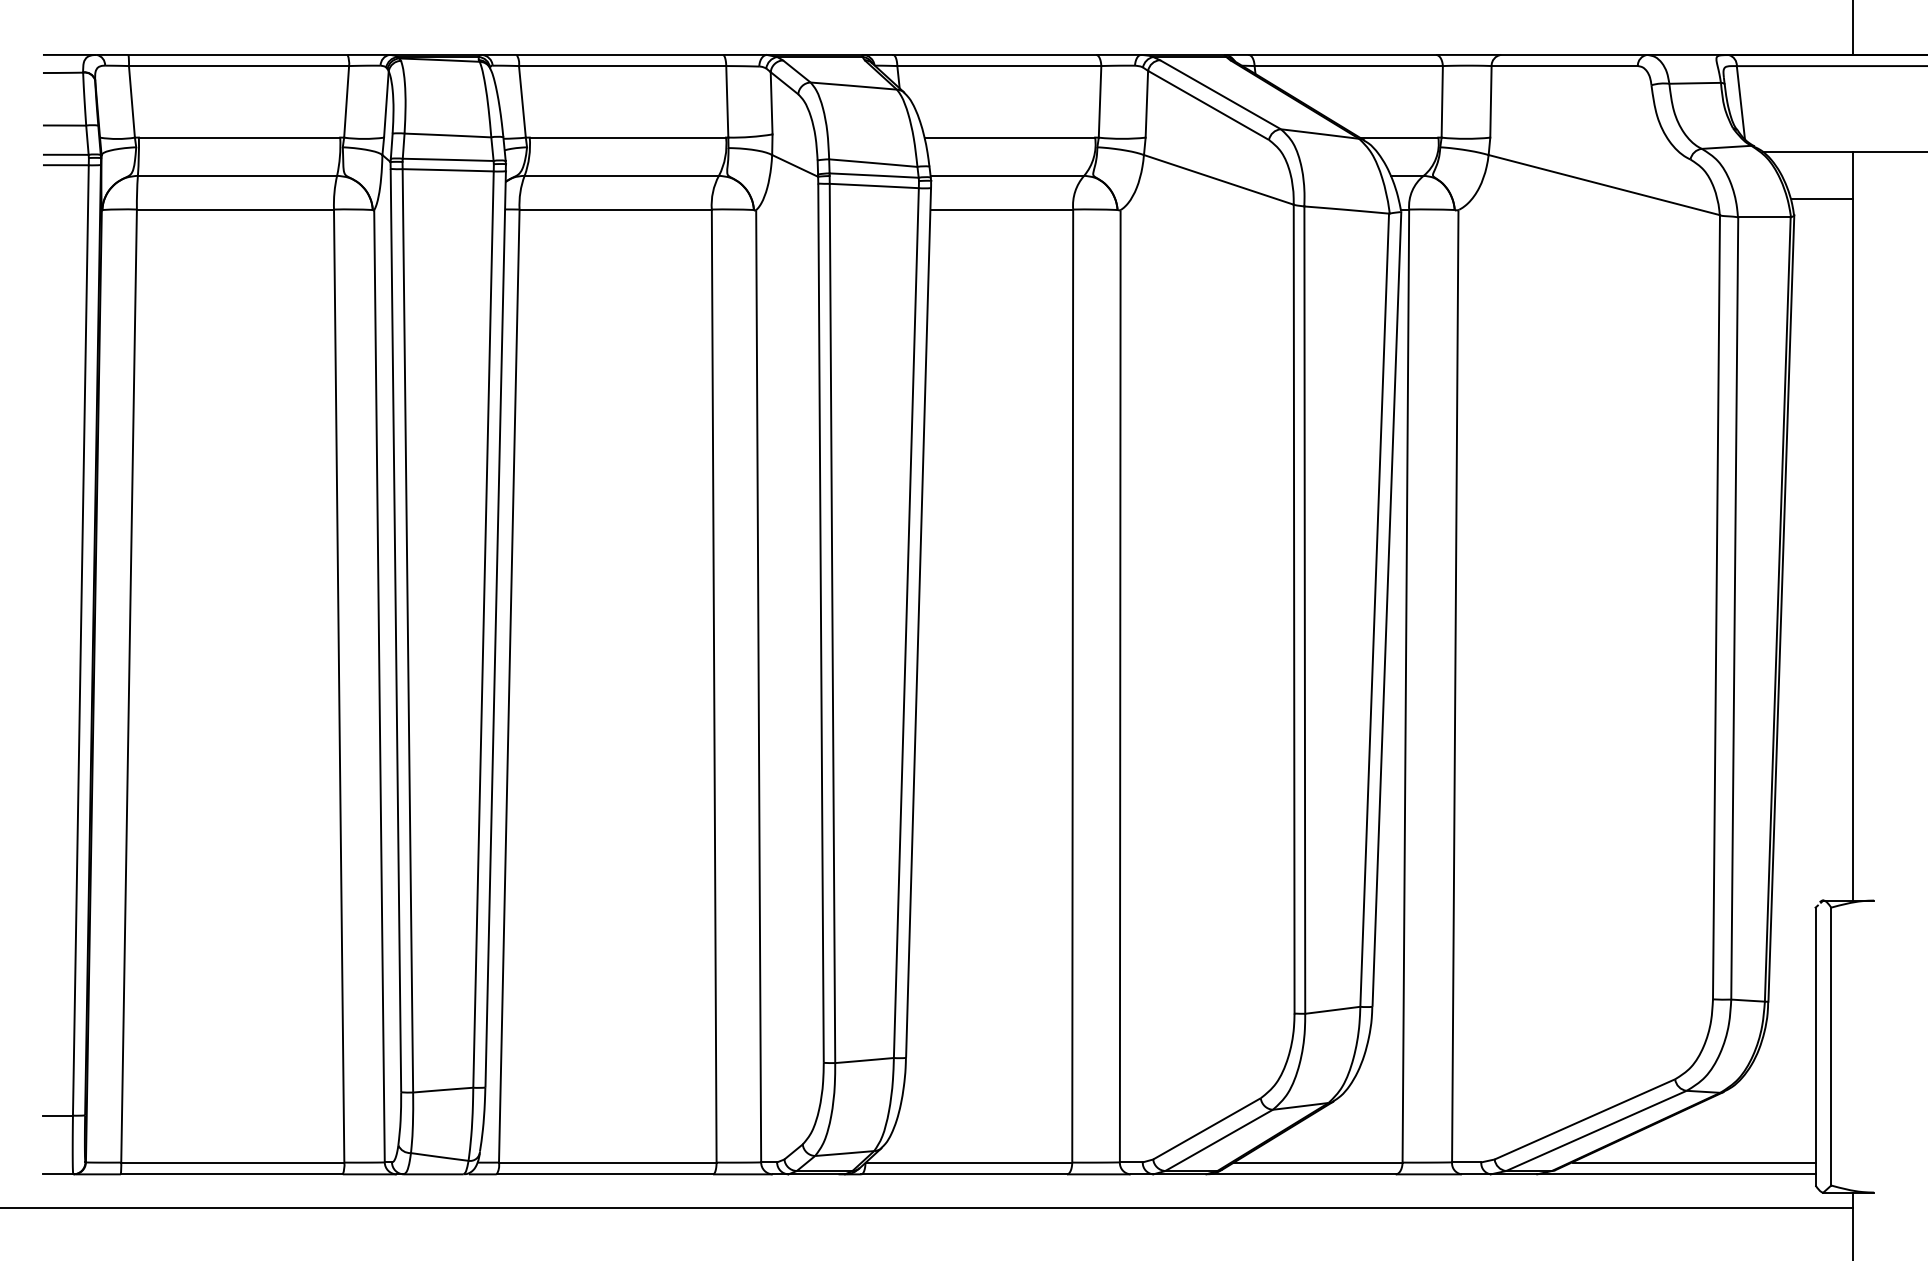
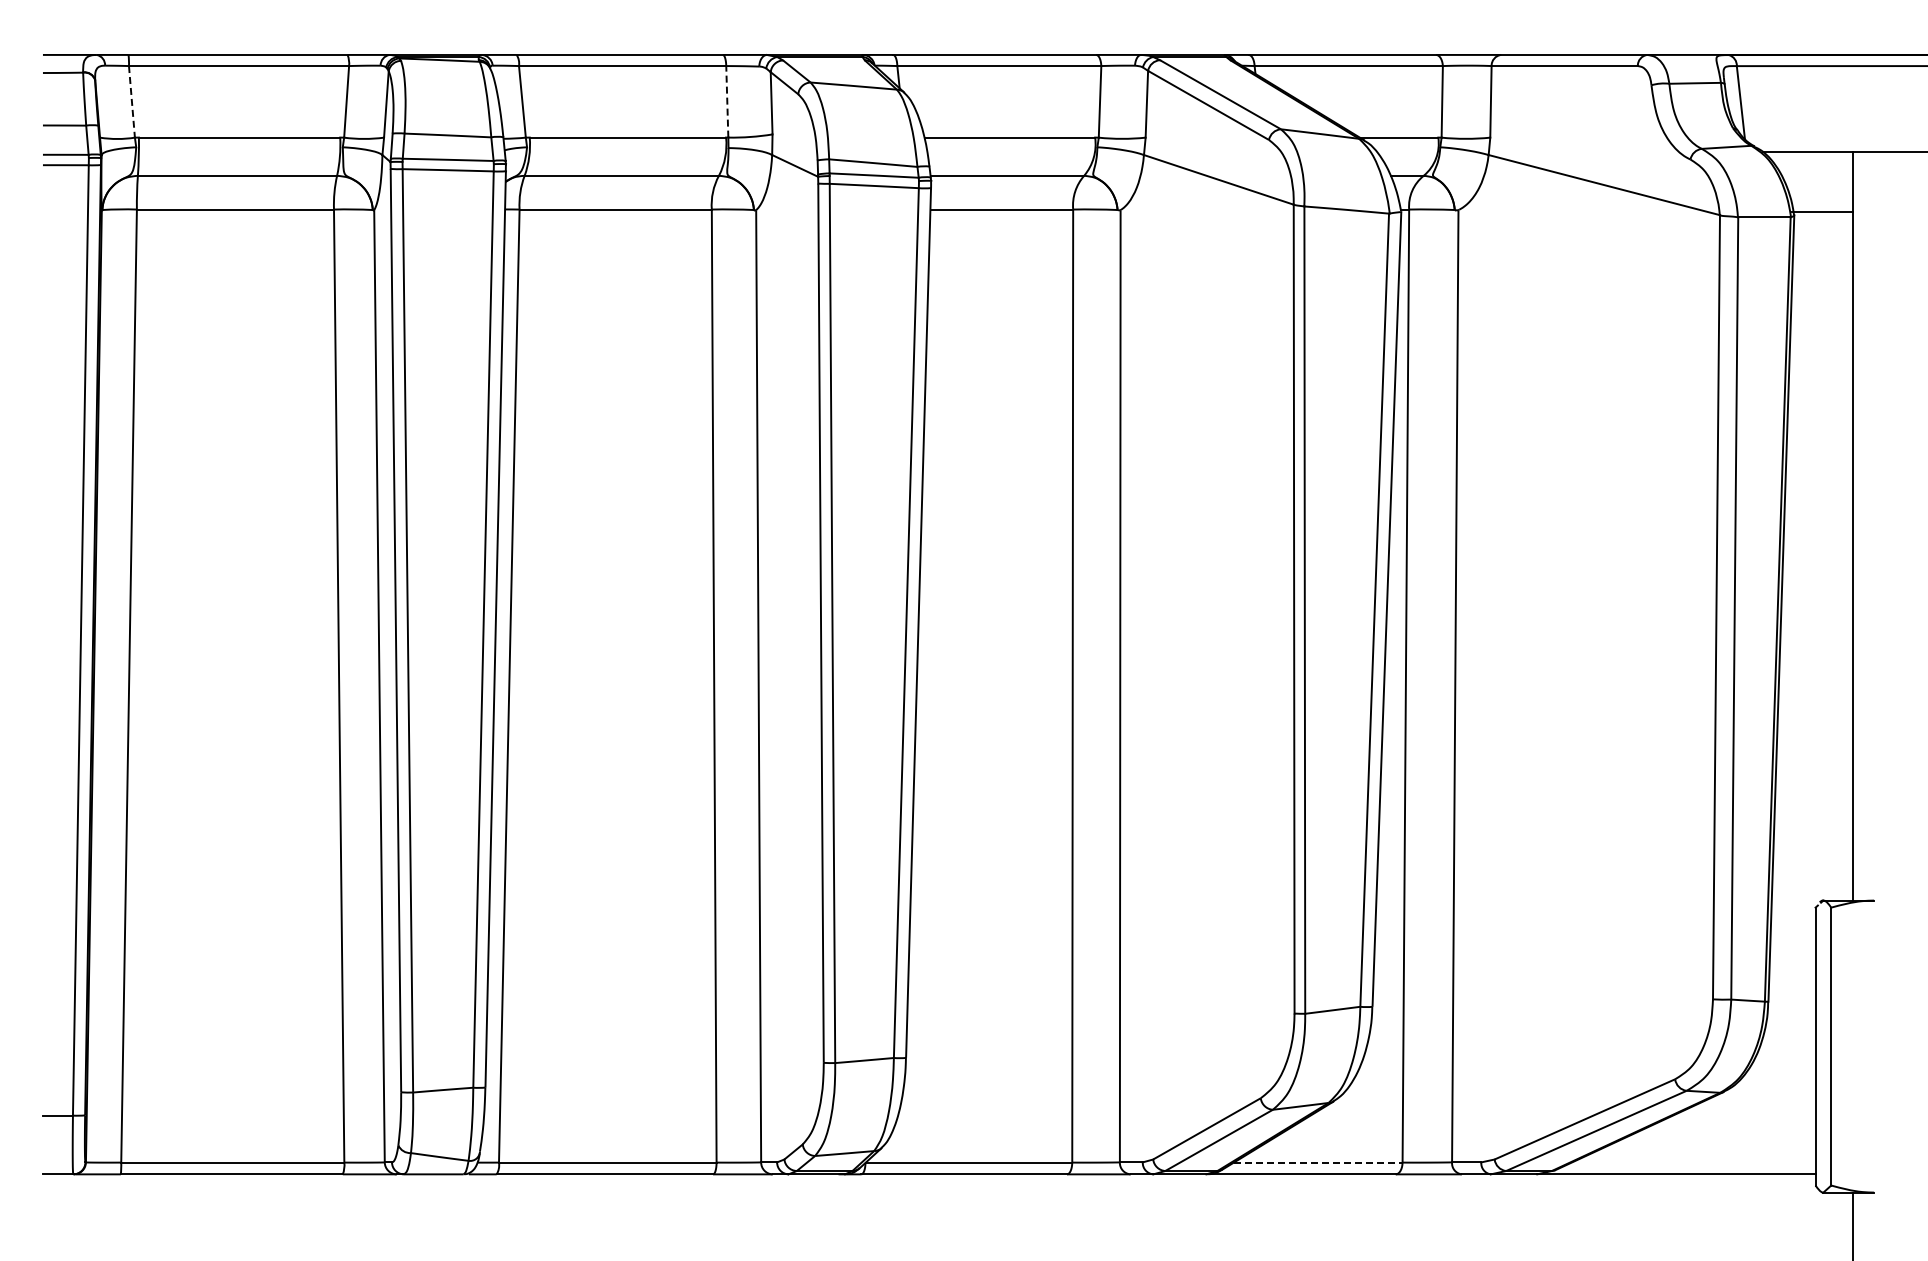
line: present -> none (1852, 28)
line: solid -> dashed (727, 101)
line: solid -> dashed (132, 102)
line position: (1821, 199) -> (1821, 212) (1821, 212)
line: solid -> dashed (1318, 1162)
line: present -> none (1693, 1162)
line: present -> none (927, 1208)
